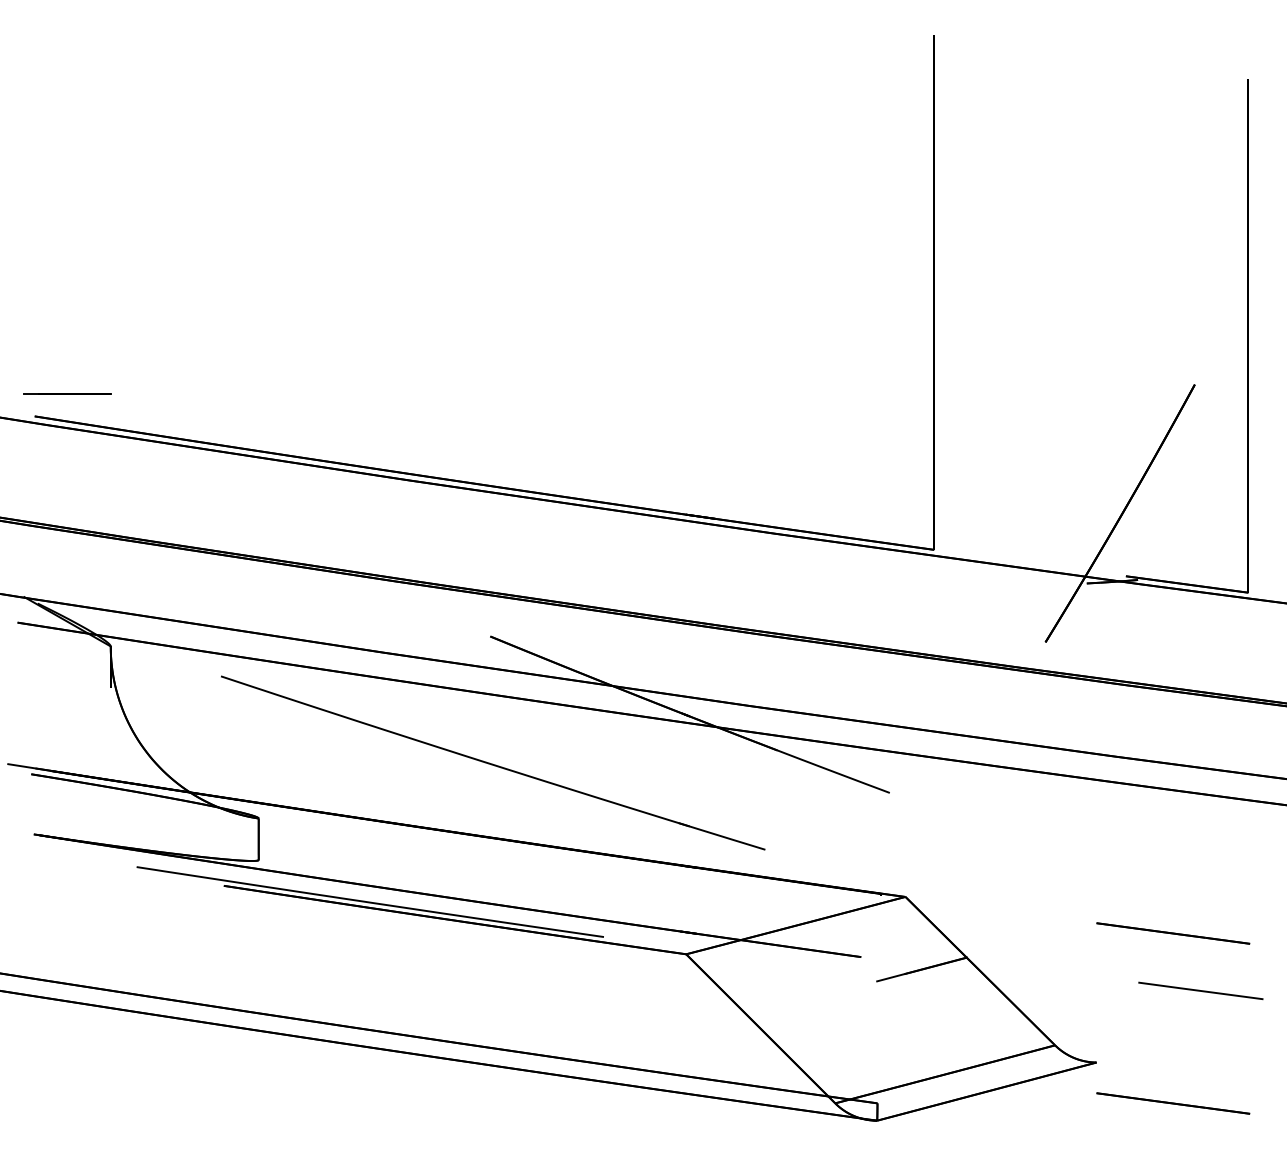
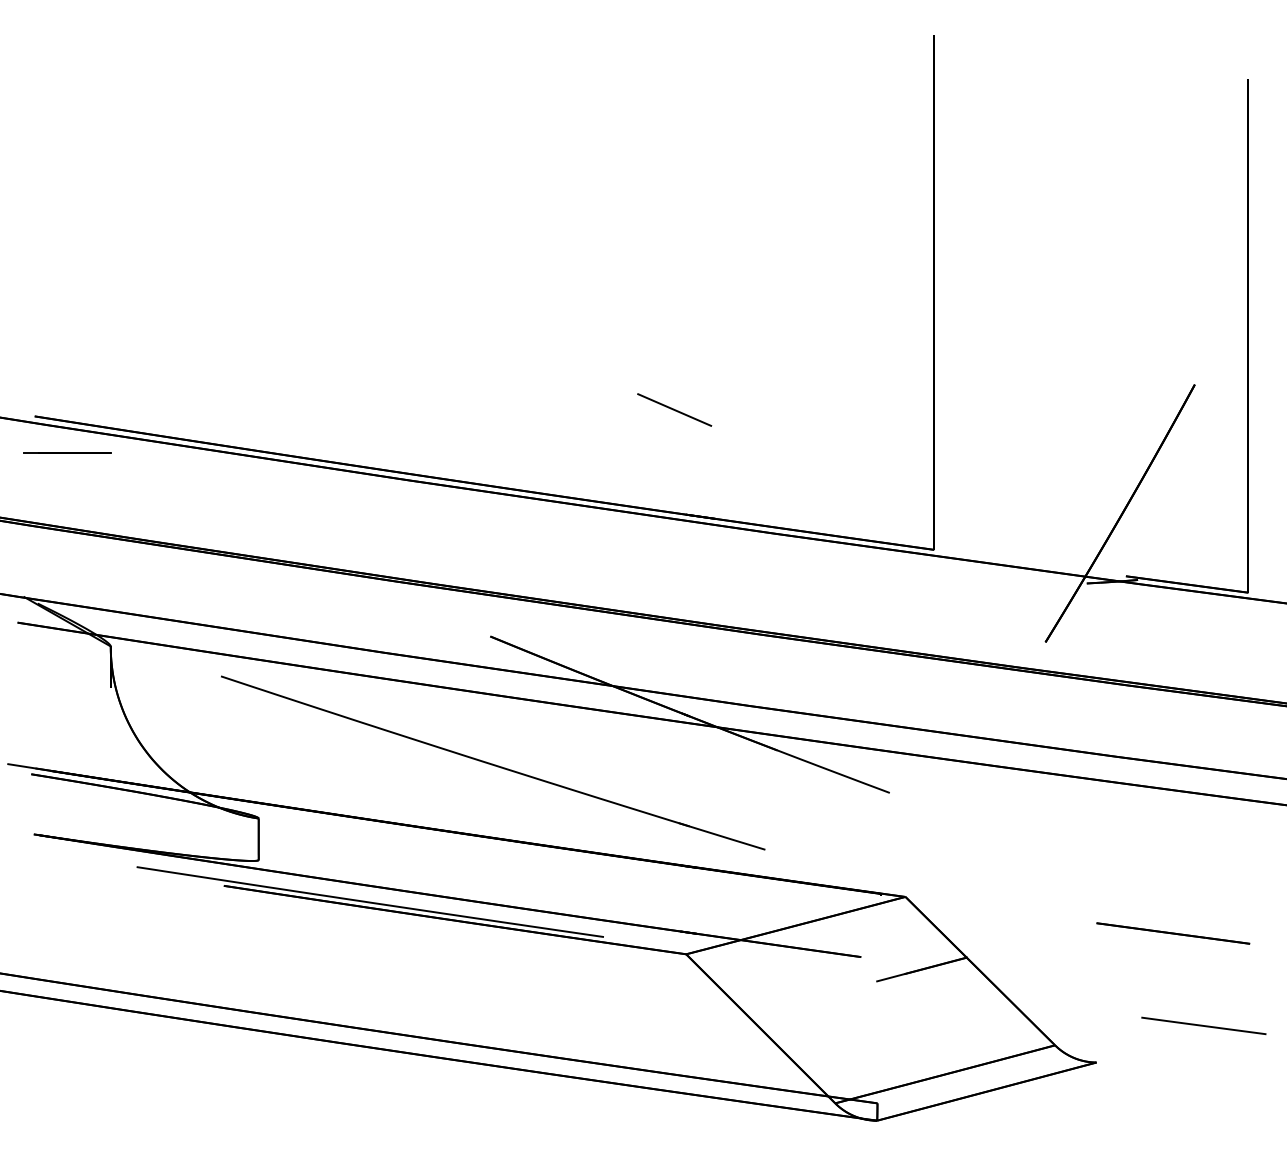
line position: (67, 393) -> (67, 452) (67, 452)
line: none -> present (674, 409)
line position: (1200, 990) -> (1203, 1025) (1203, 1025)
line: present -> none (1173, 1103)
